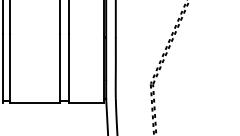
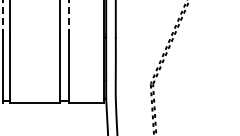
line: solid -> dashed (2, 16)
line: solid -> dashed (68, 16)
